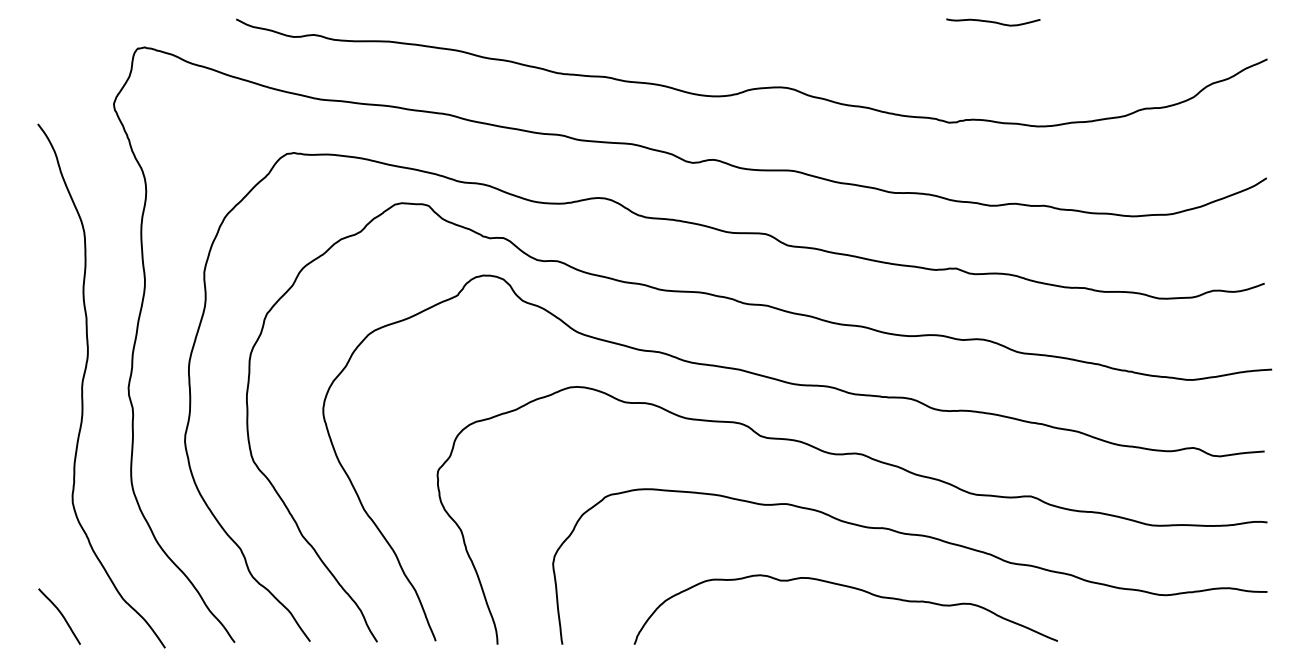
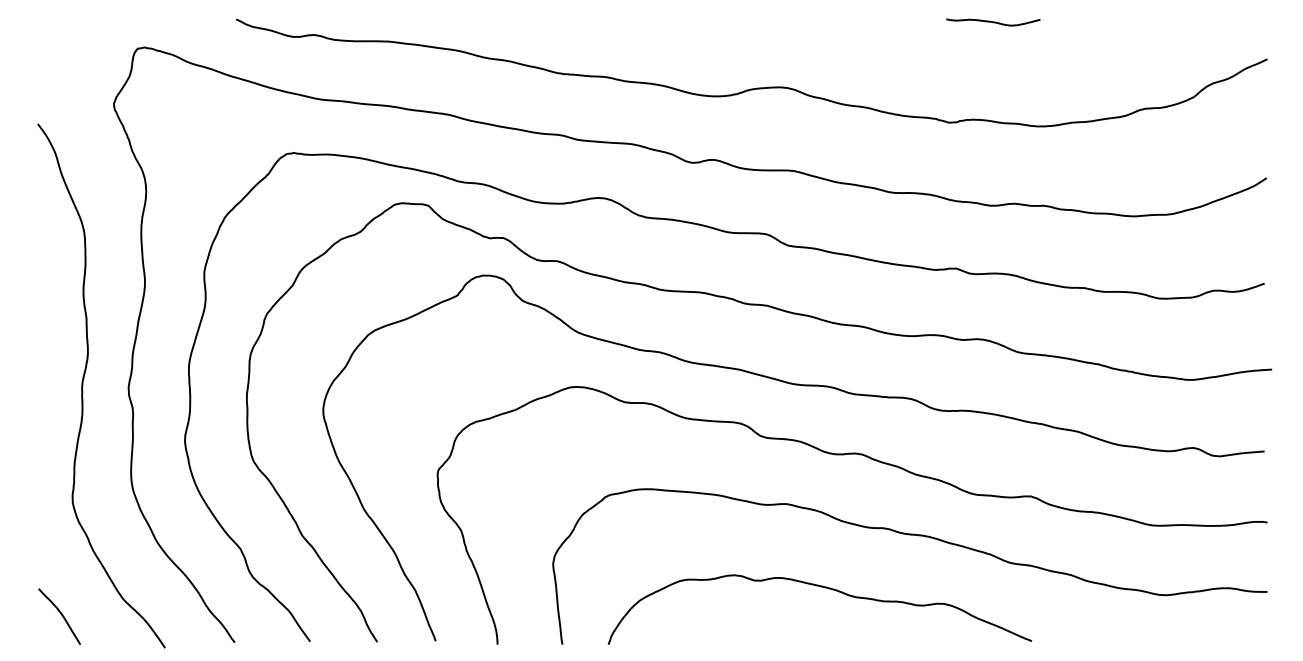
curve position: (850, 588) -> (824, 588) (824, 588)
